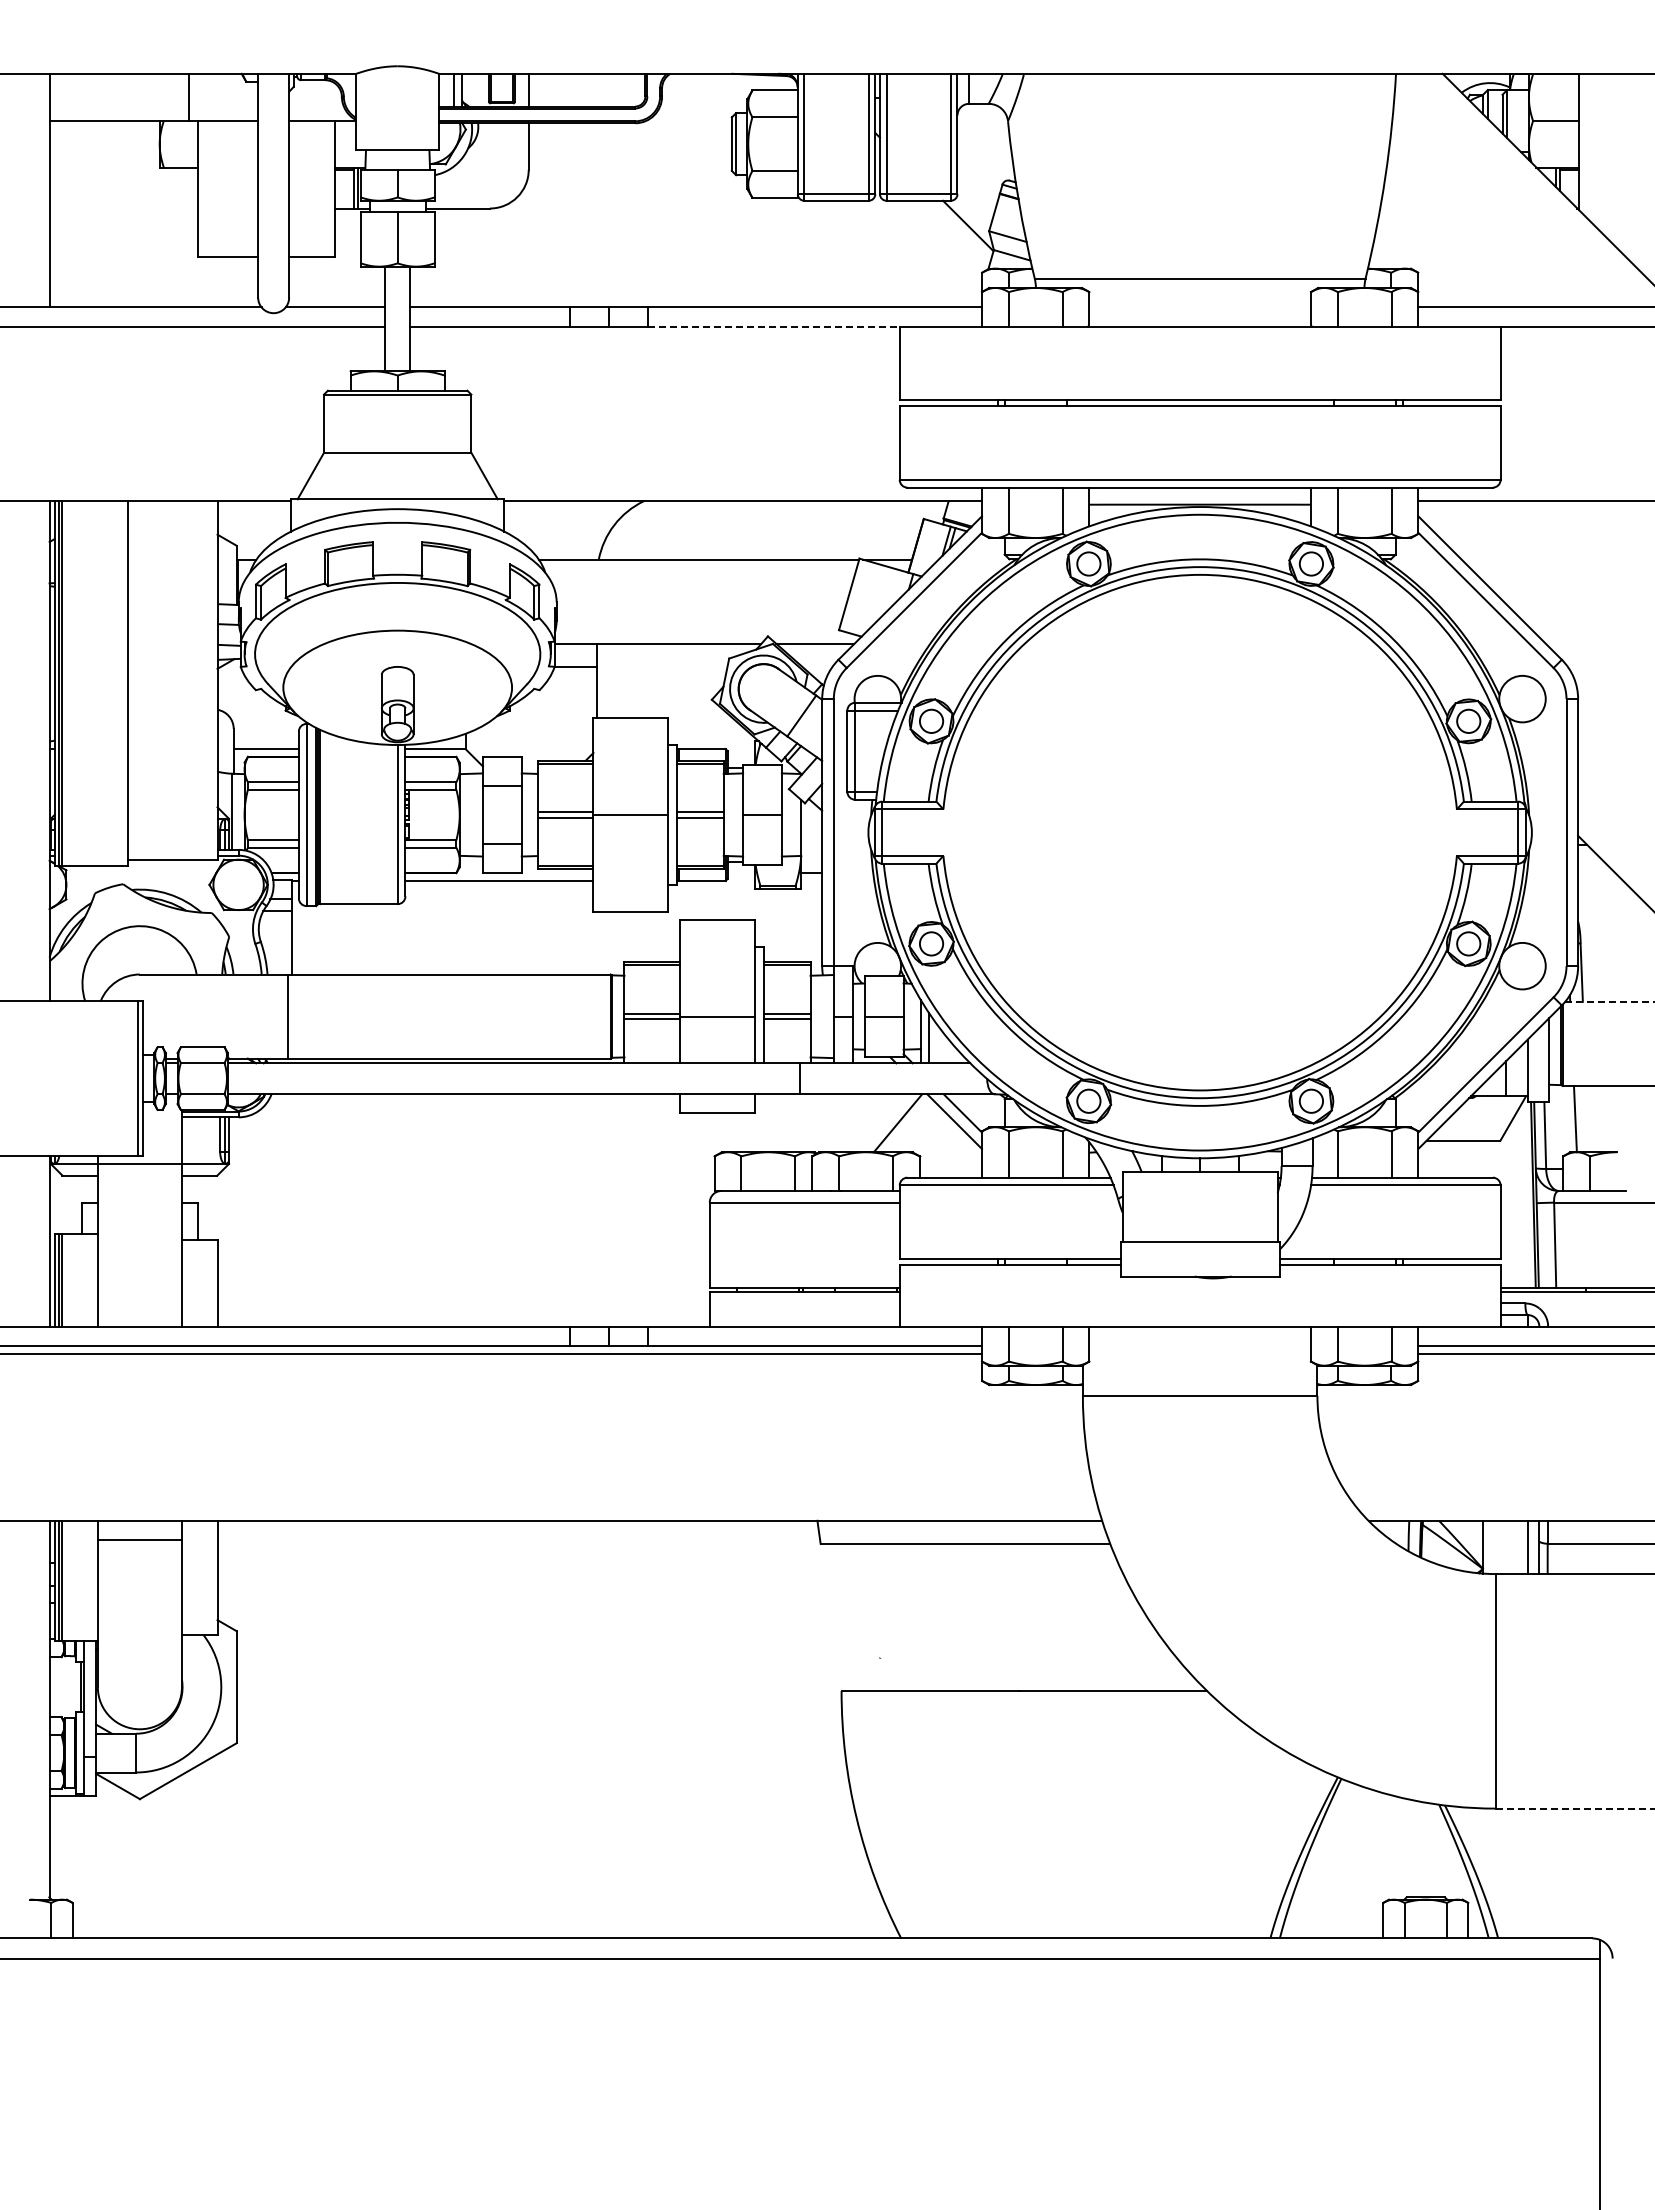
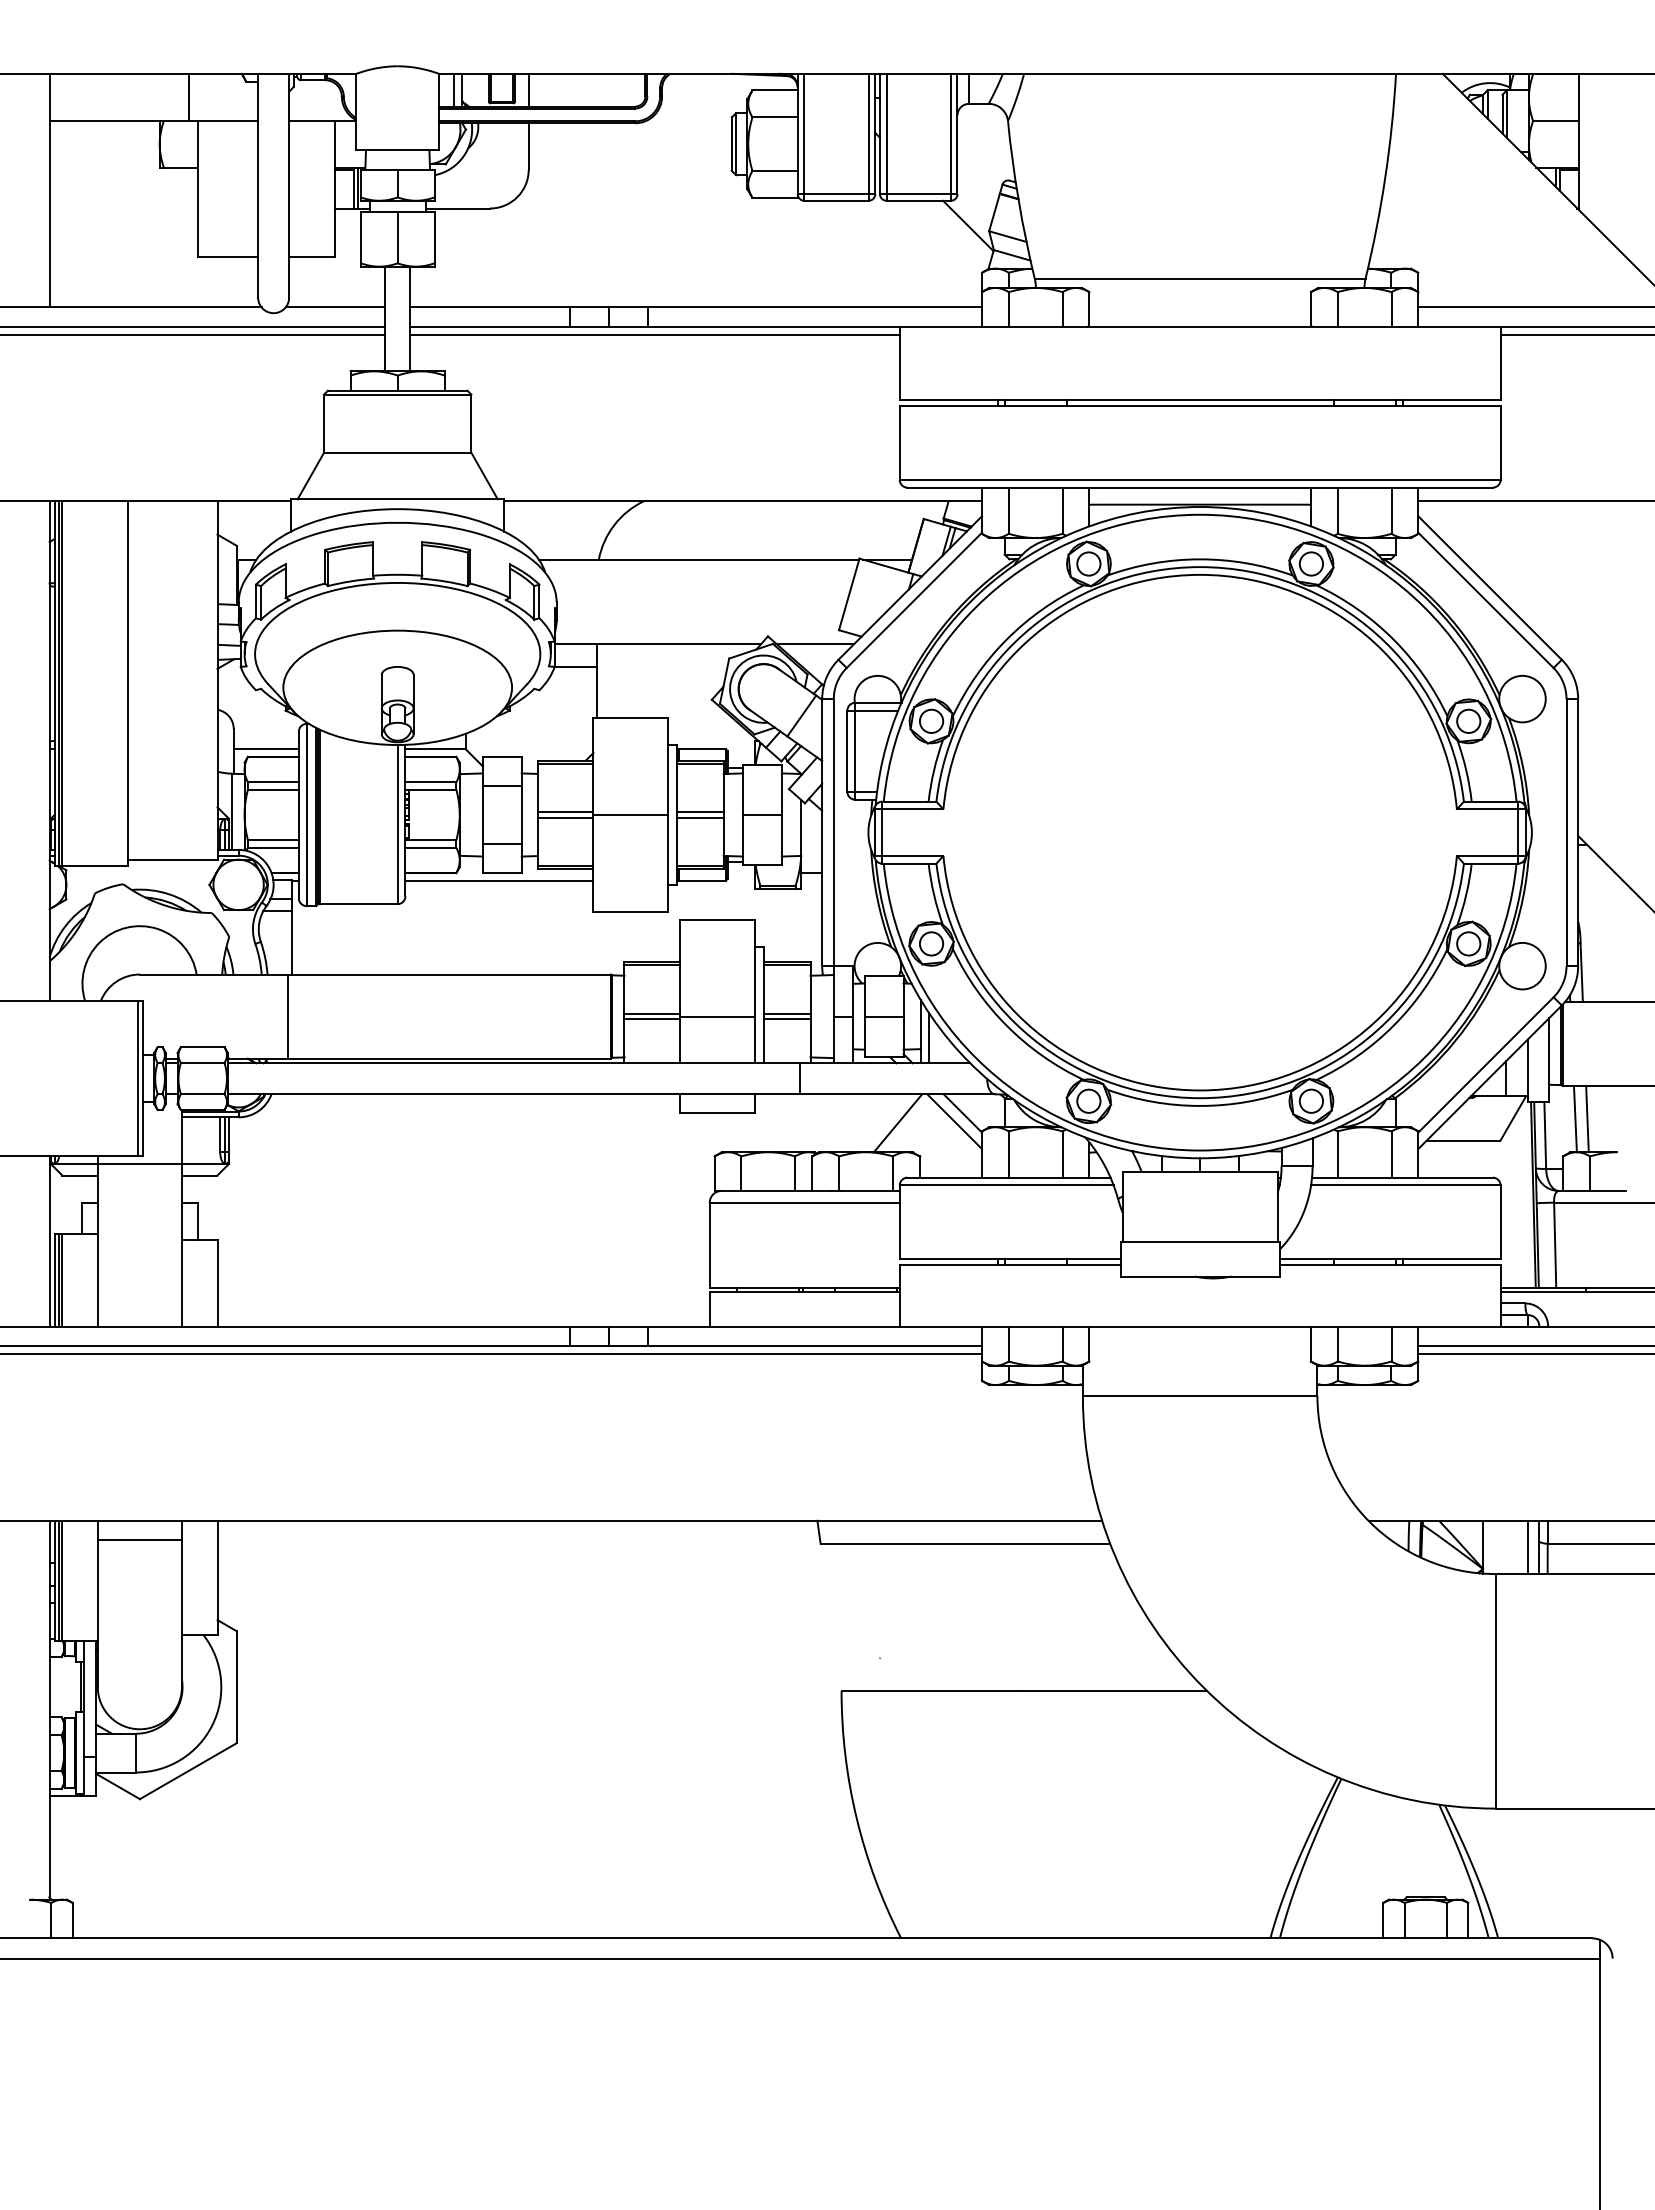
line: dashed -> solid (773, 326)
line: none -> present (193, 334)
line: none -> present (654, 334)
line: none -> present (1575, 334)
line: dashed -> solid (1610, 1001)
line: none -> present (1587, 1119)
line: dashed -> solid (1575, 1808)
